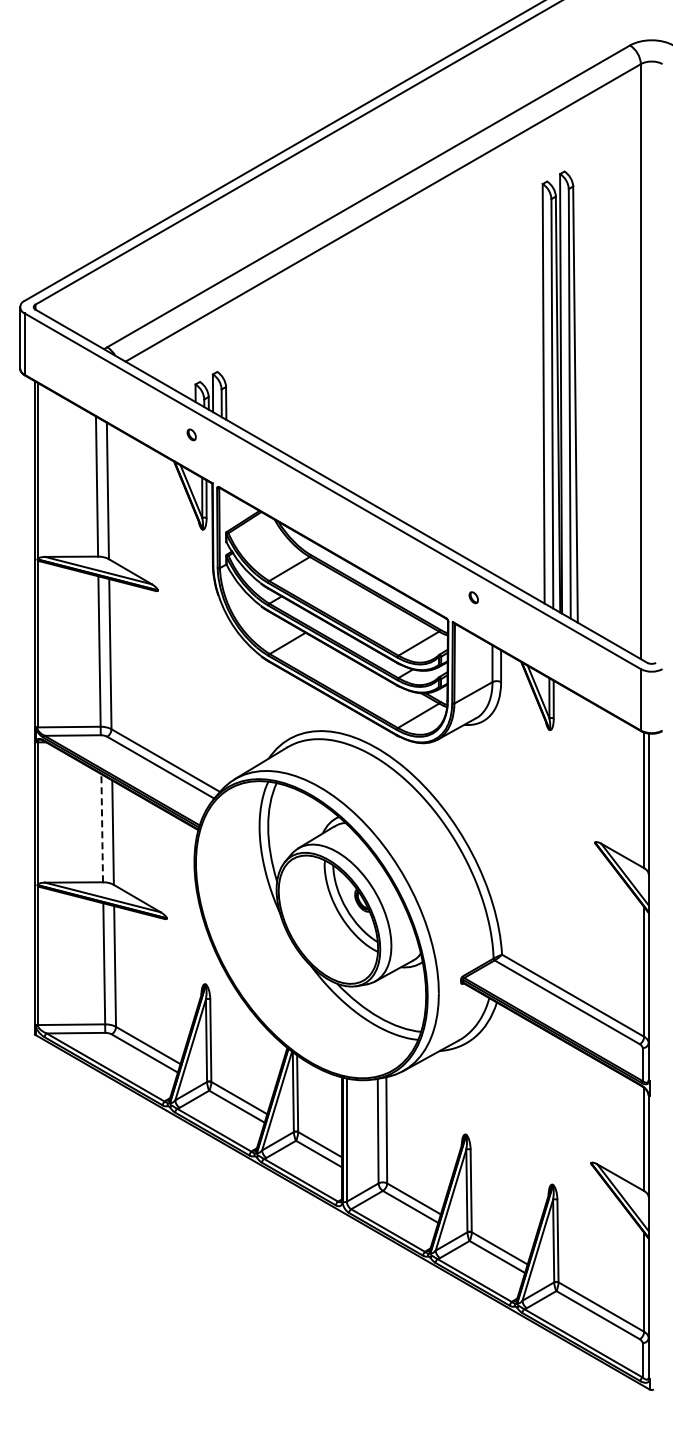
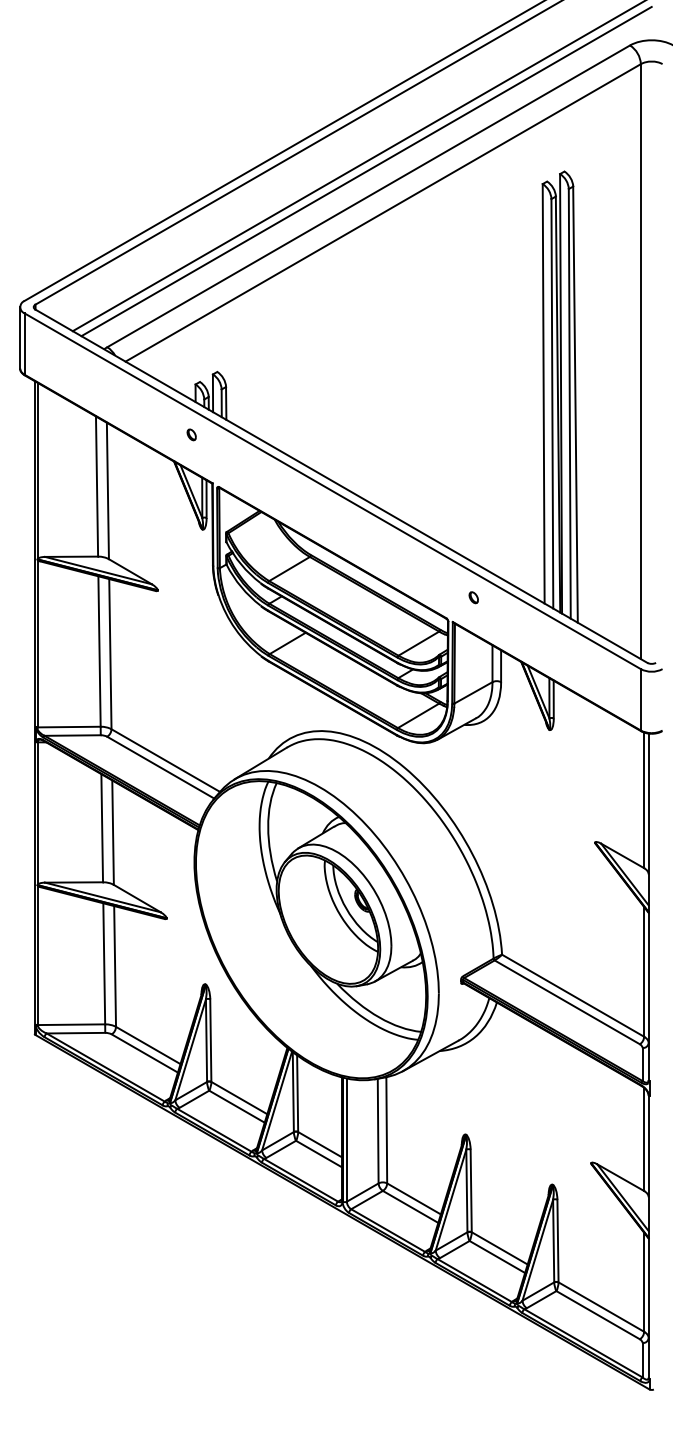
line: none -> present (357, 166)
line: none -> present (366, 171)
line: dashed -> solid (102, 827)
